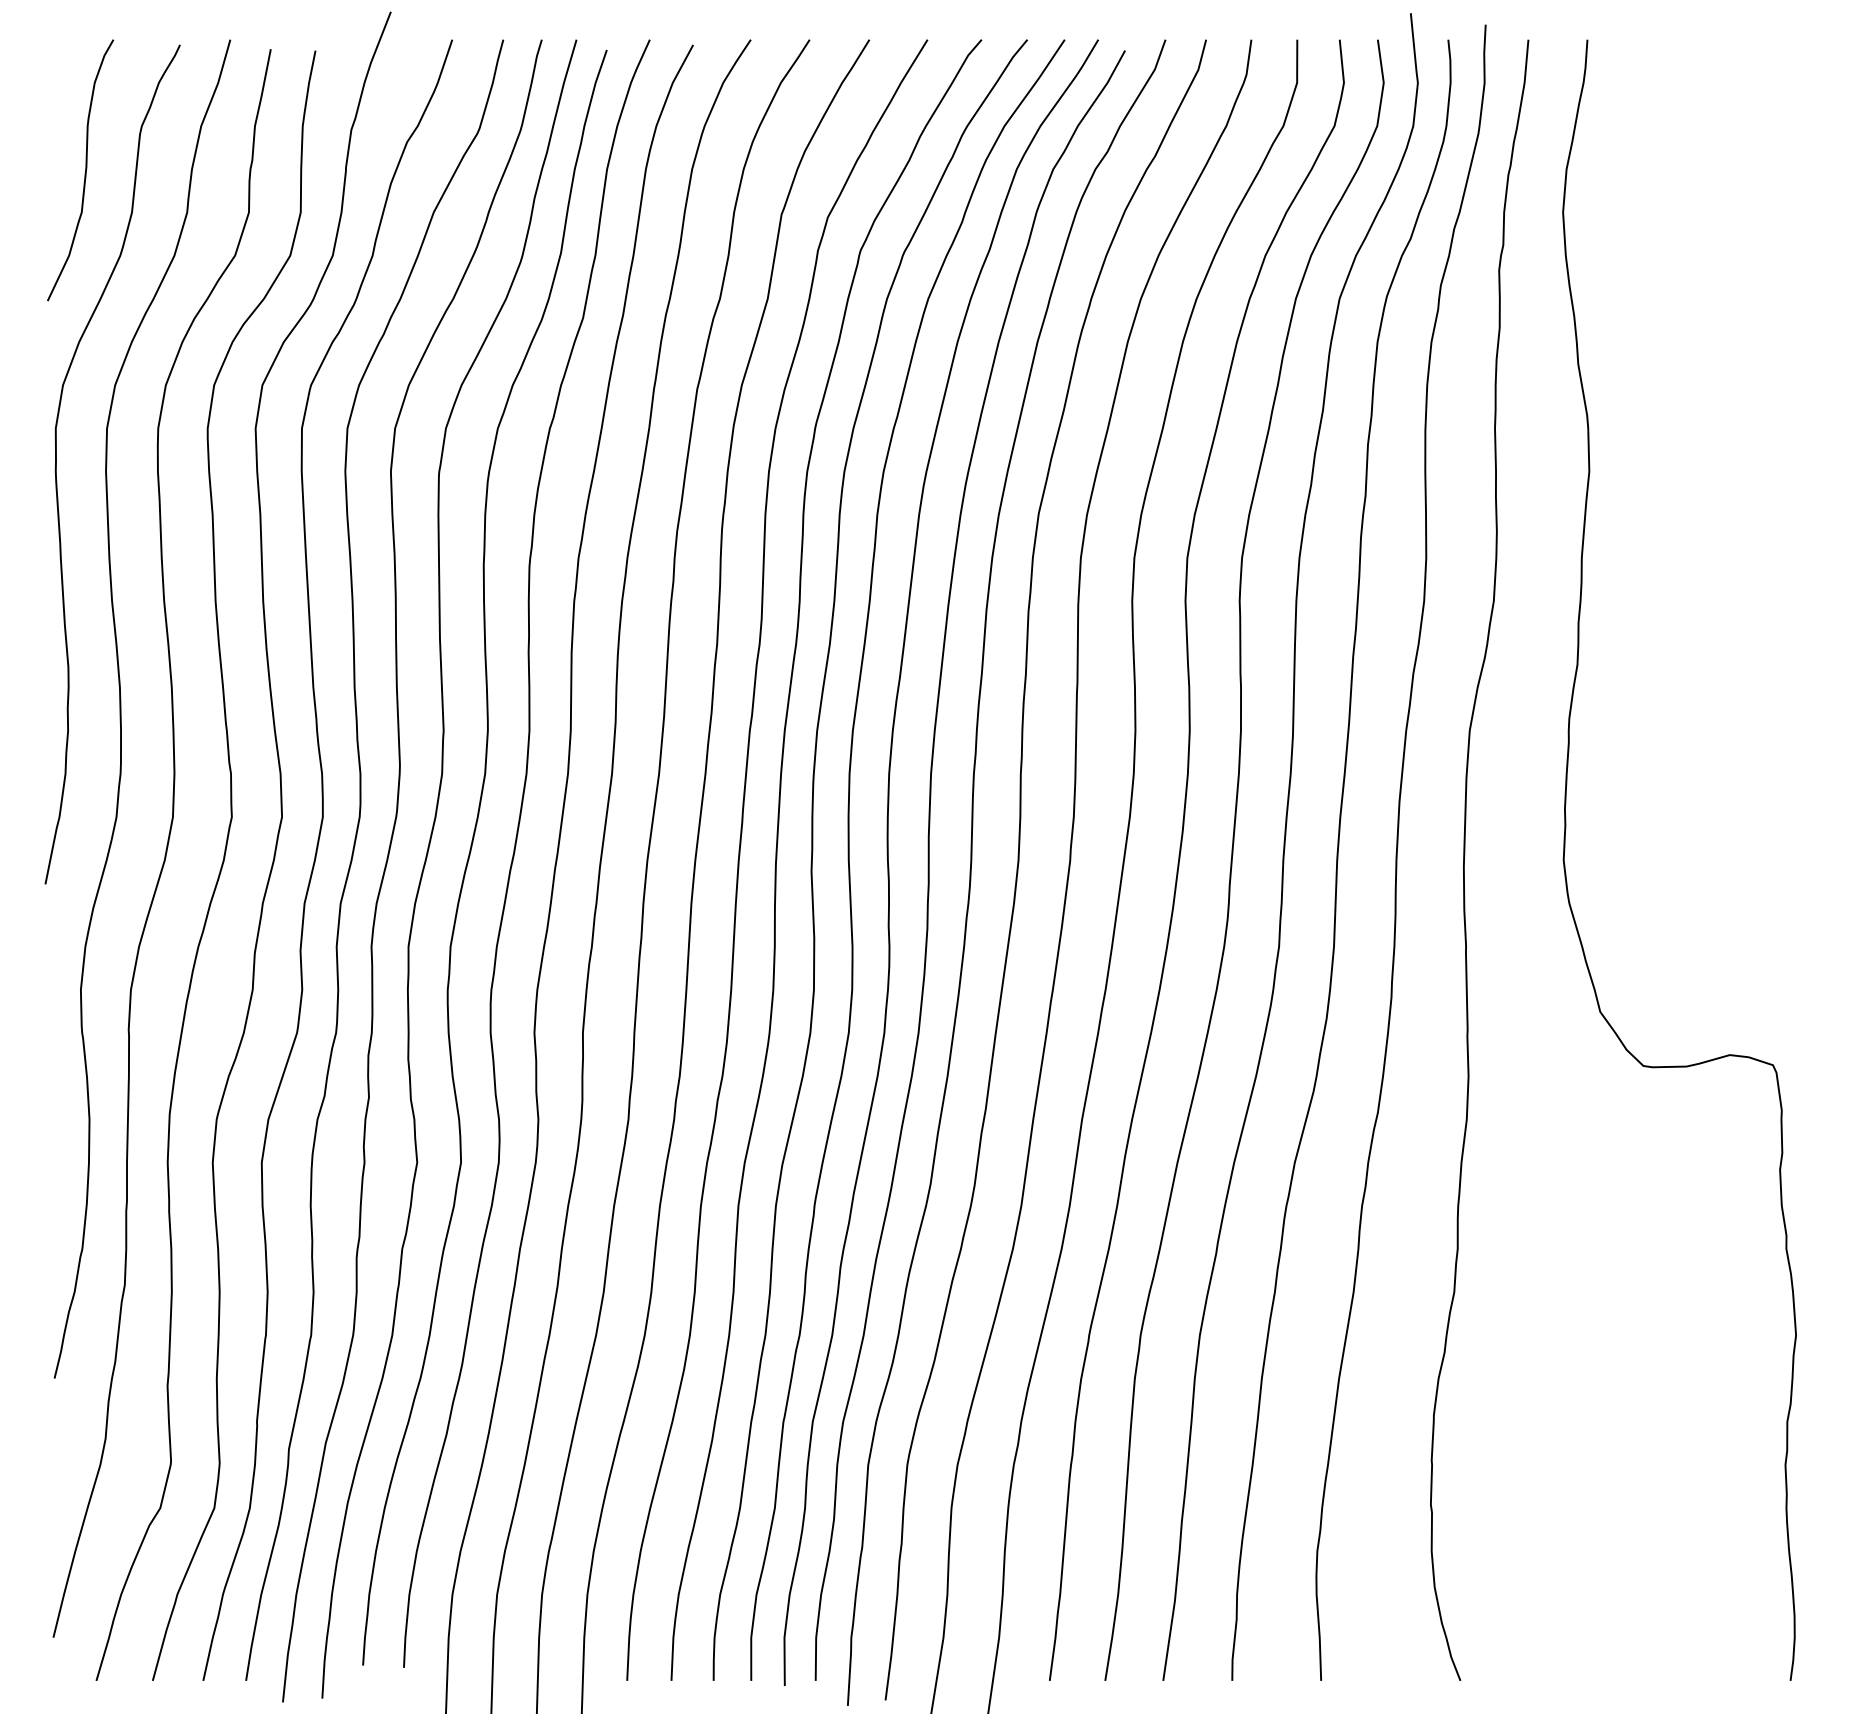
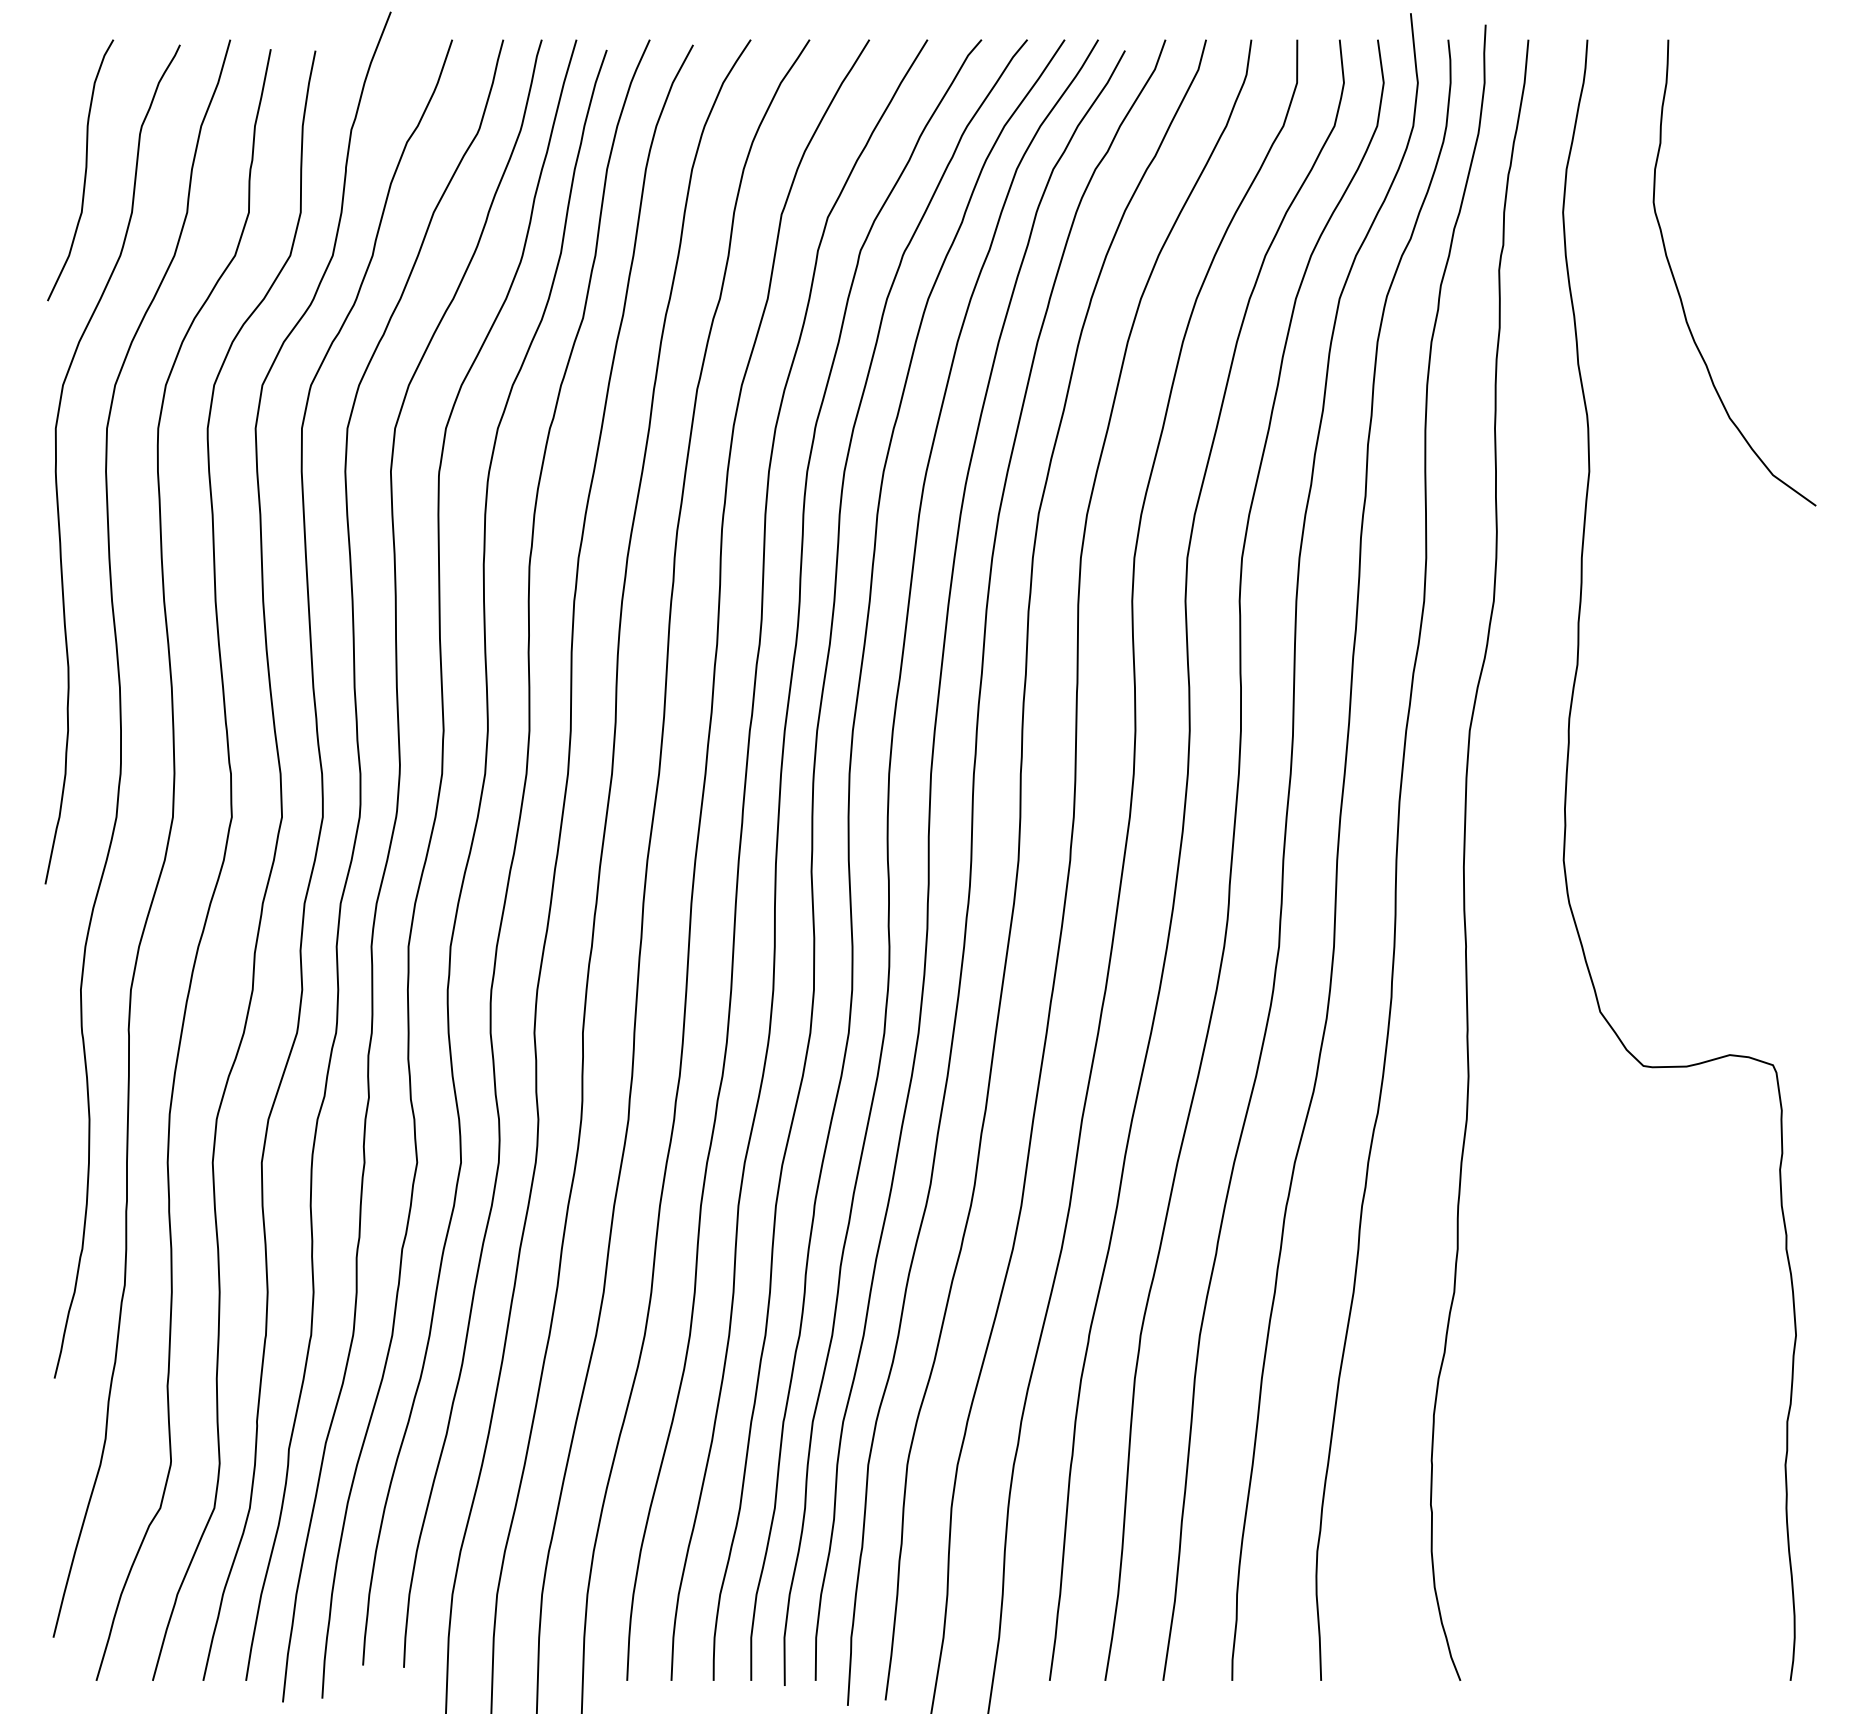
curve: none -> present (1679, 291)
